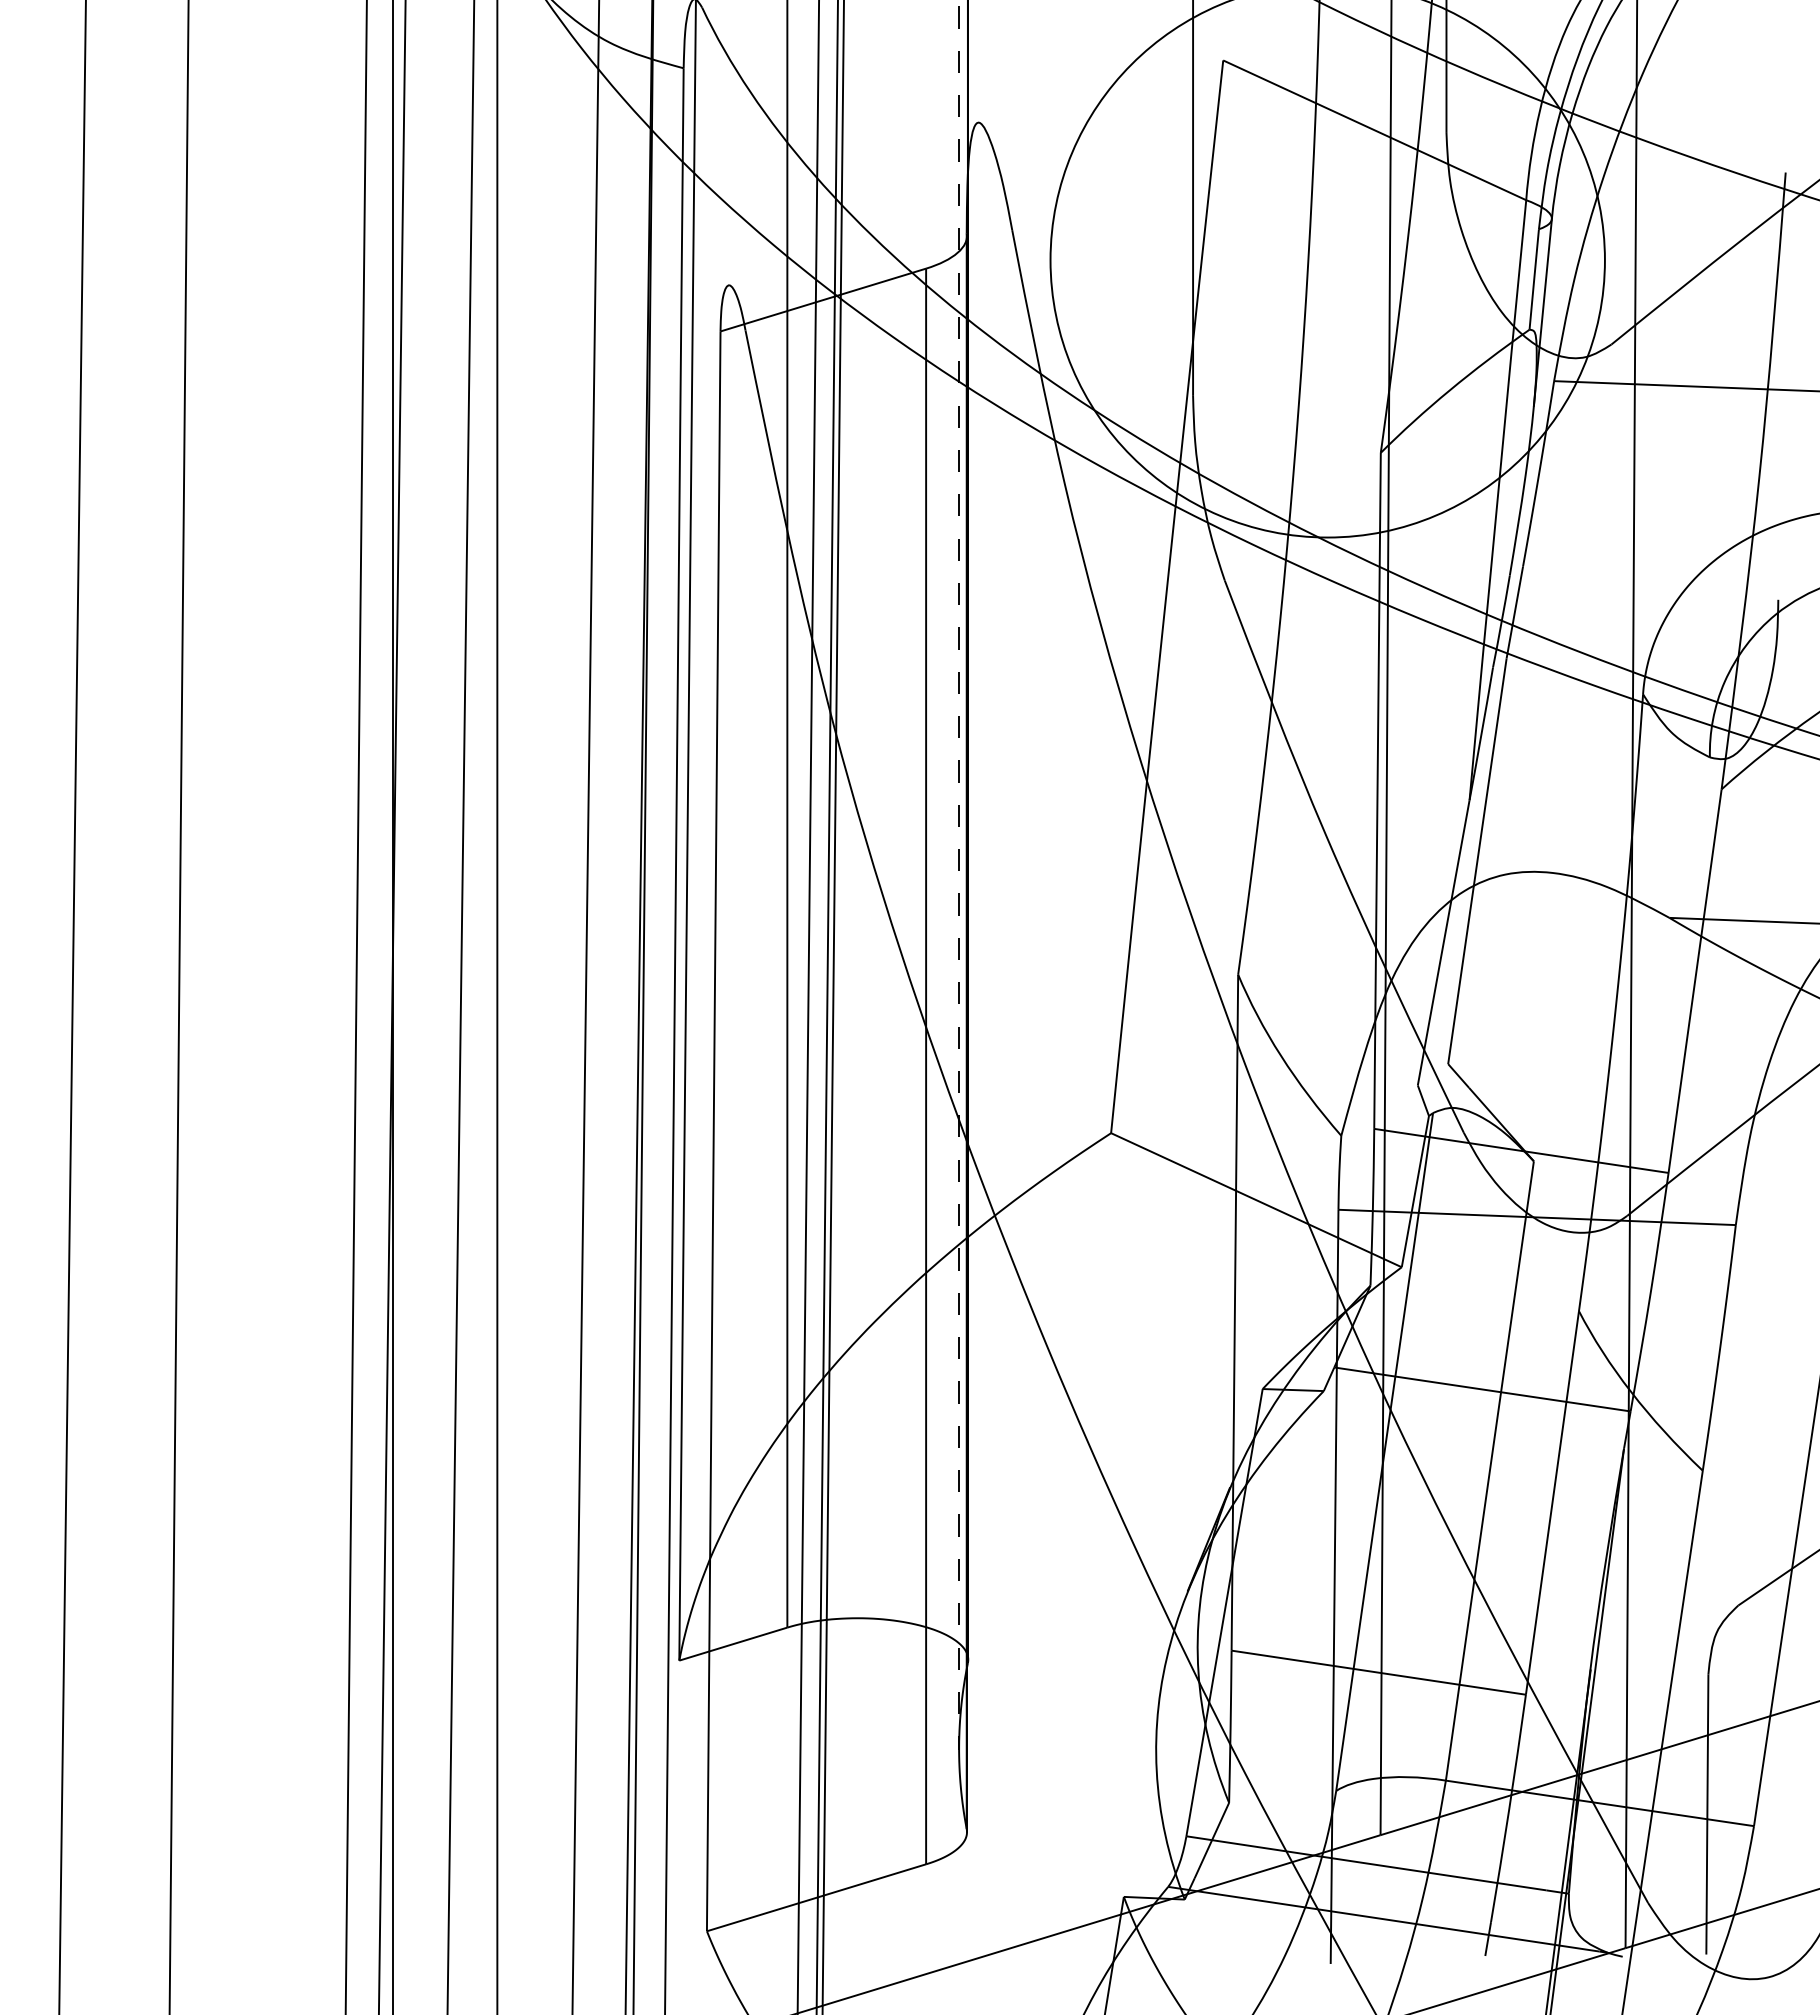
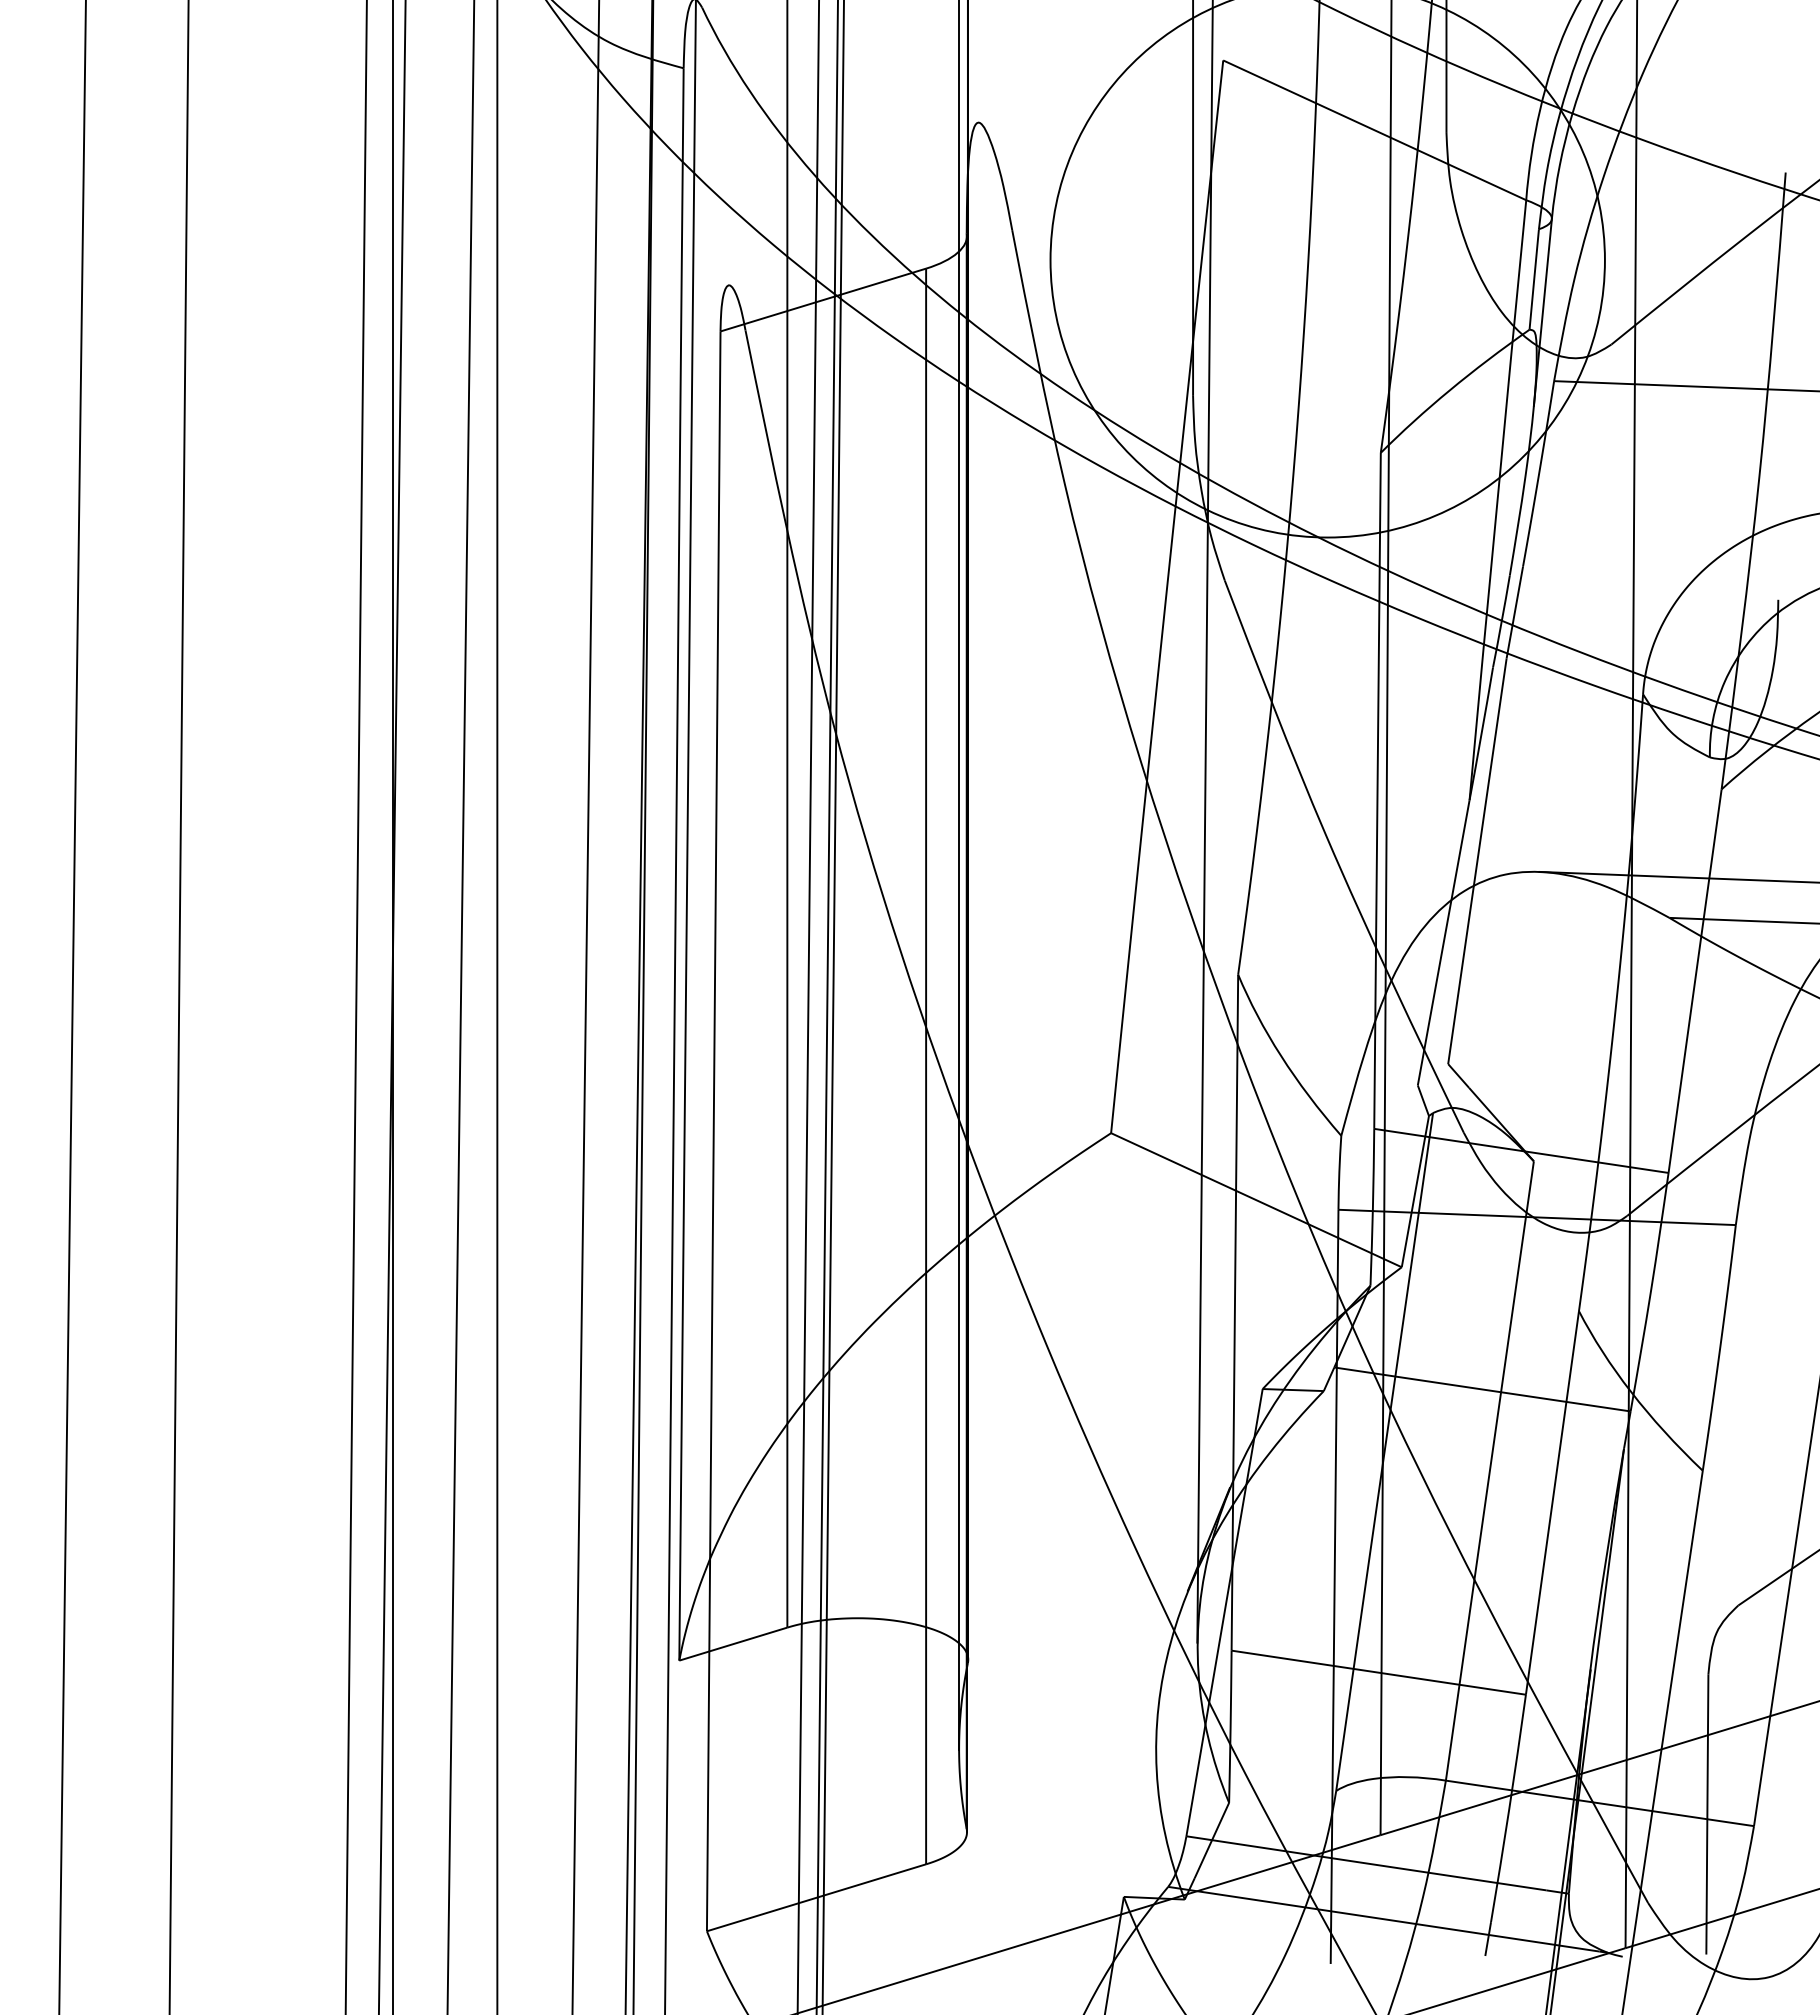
line: none -> present (1204, 822)
line: dashed -> solid (959, 874)
line: none -> present (1677, 876)
